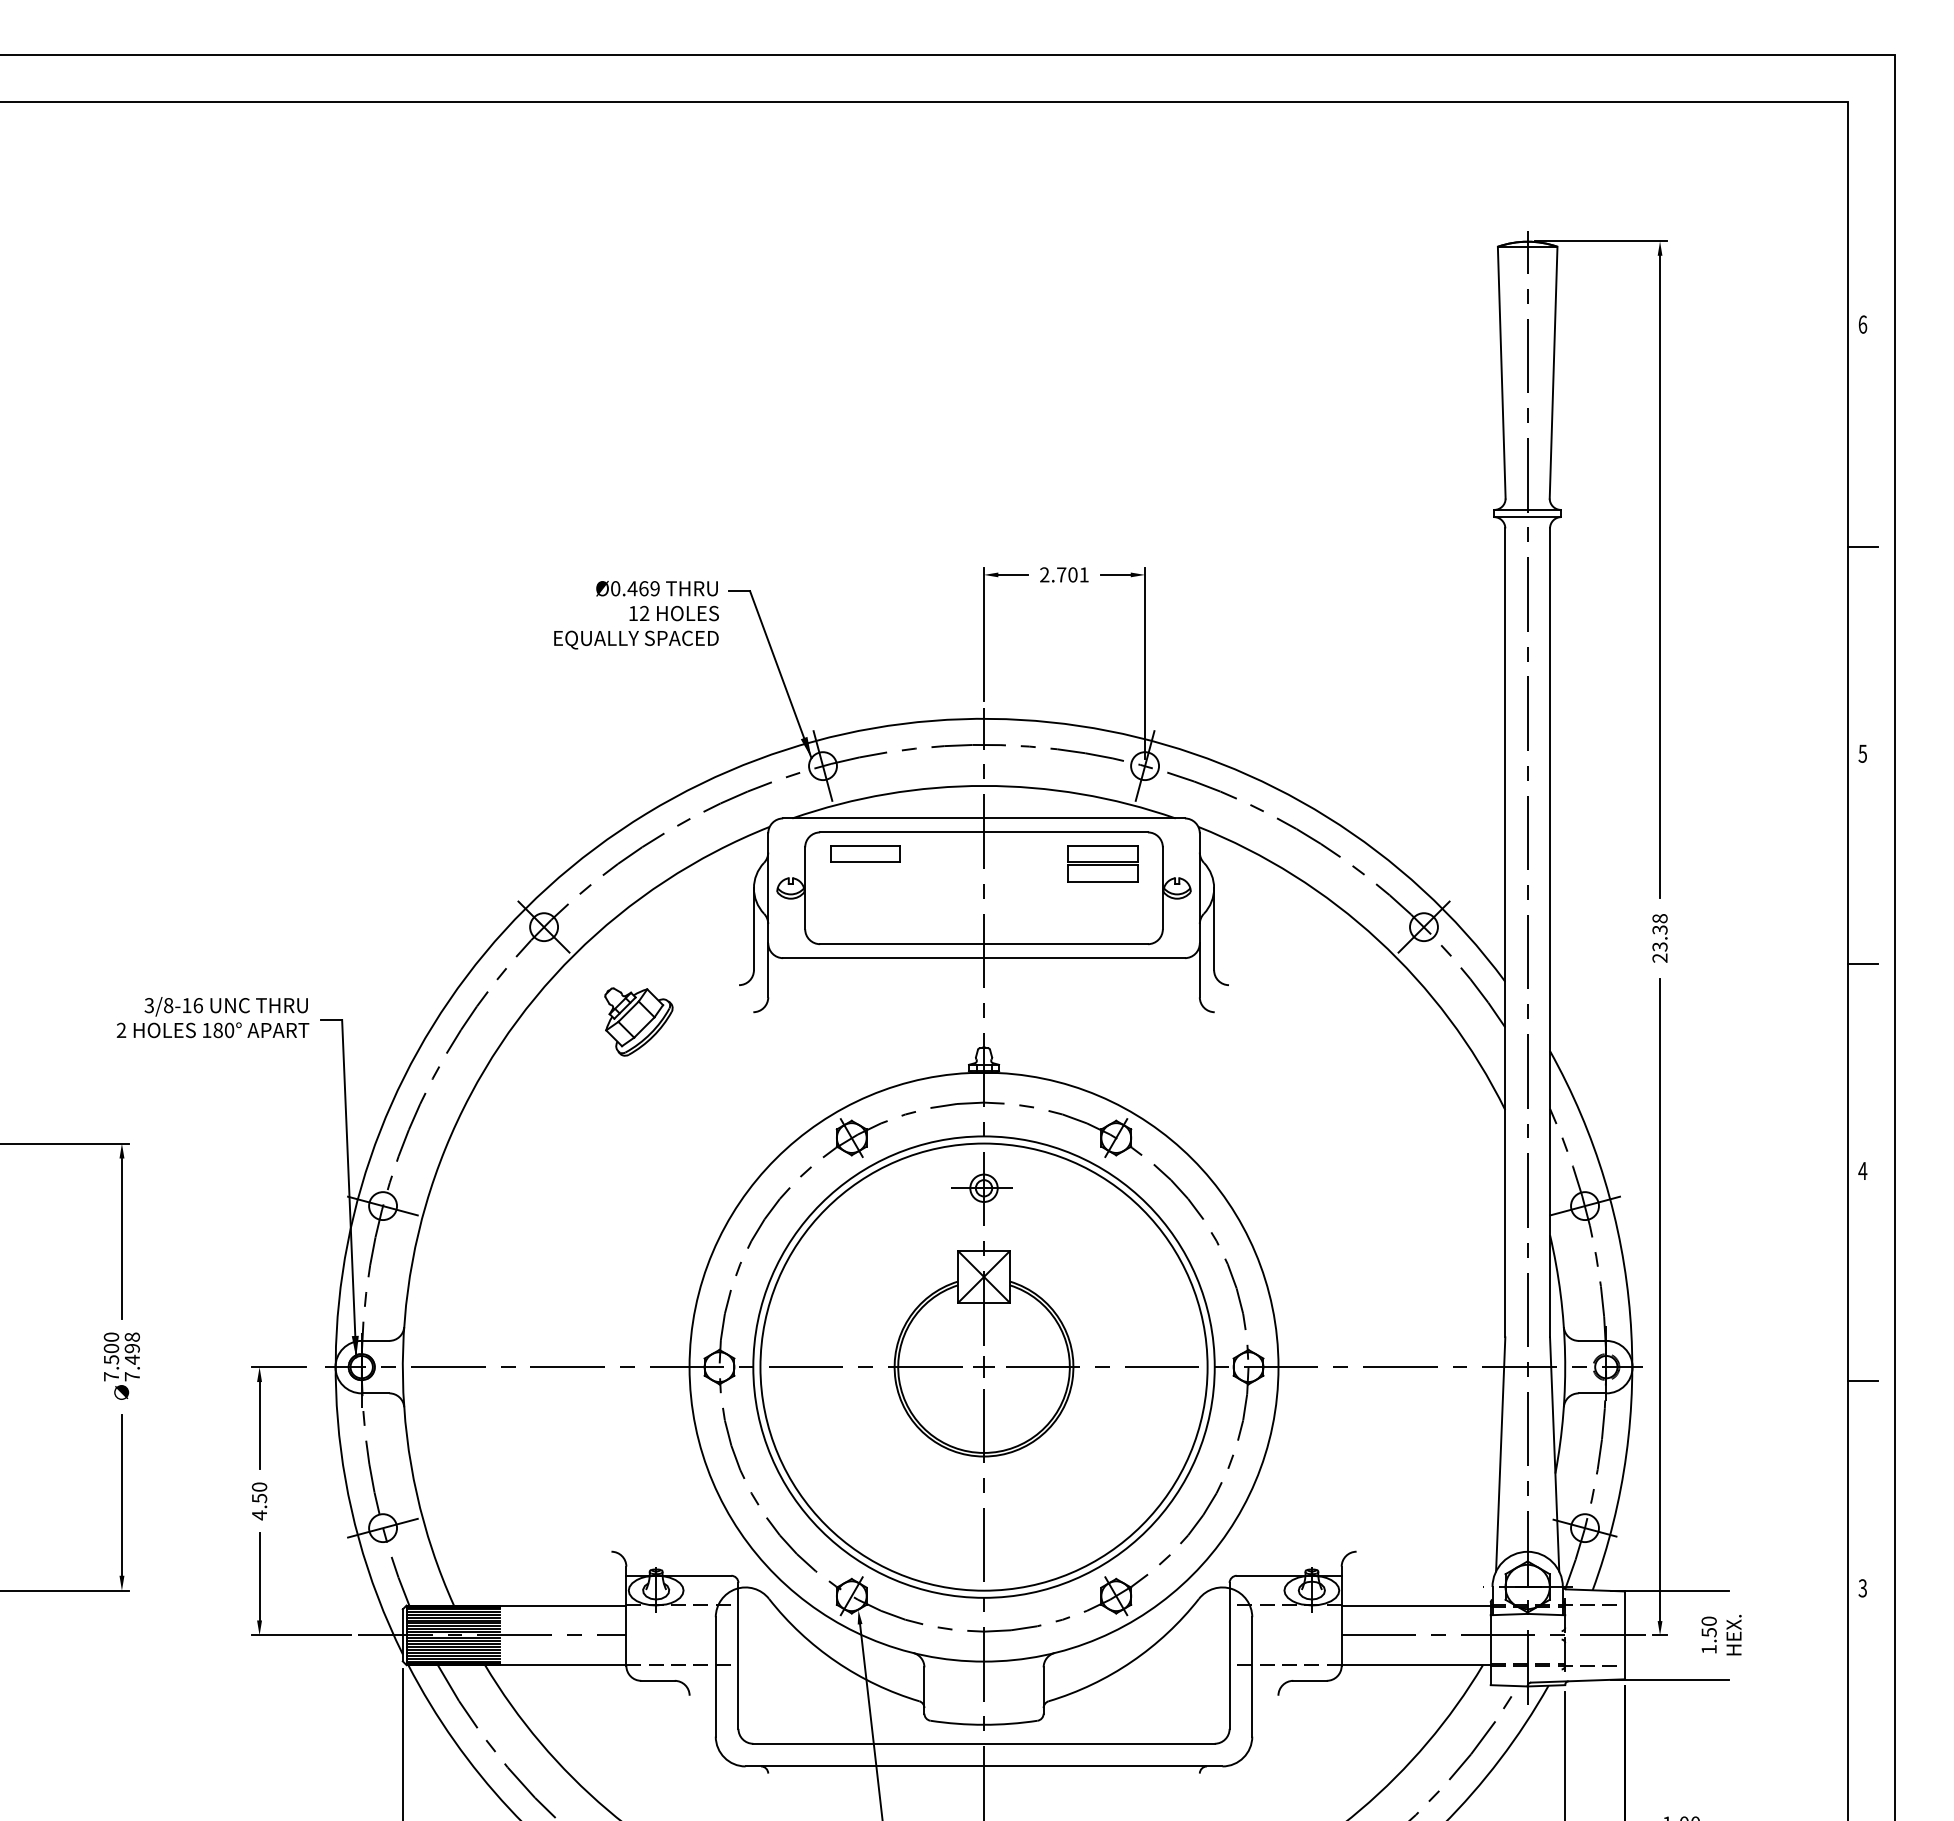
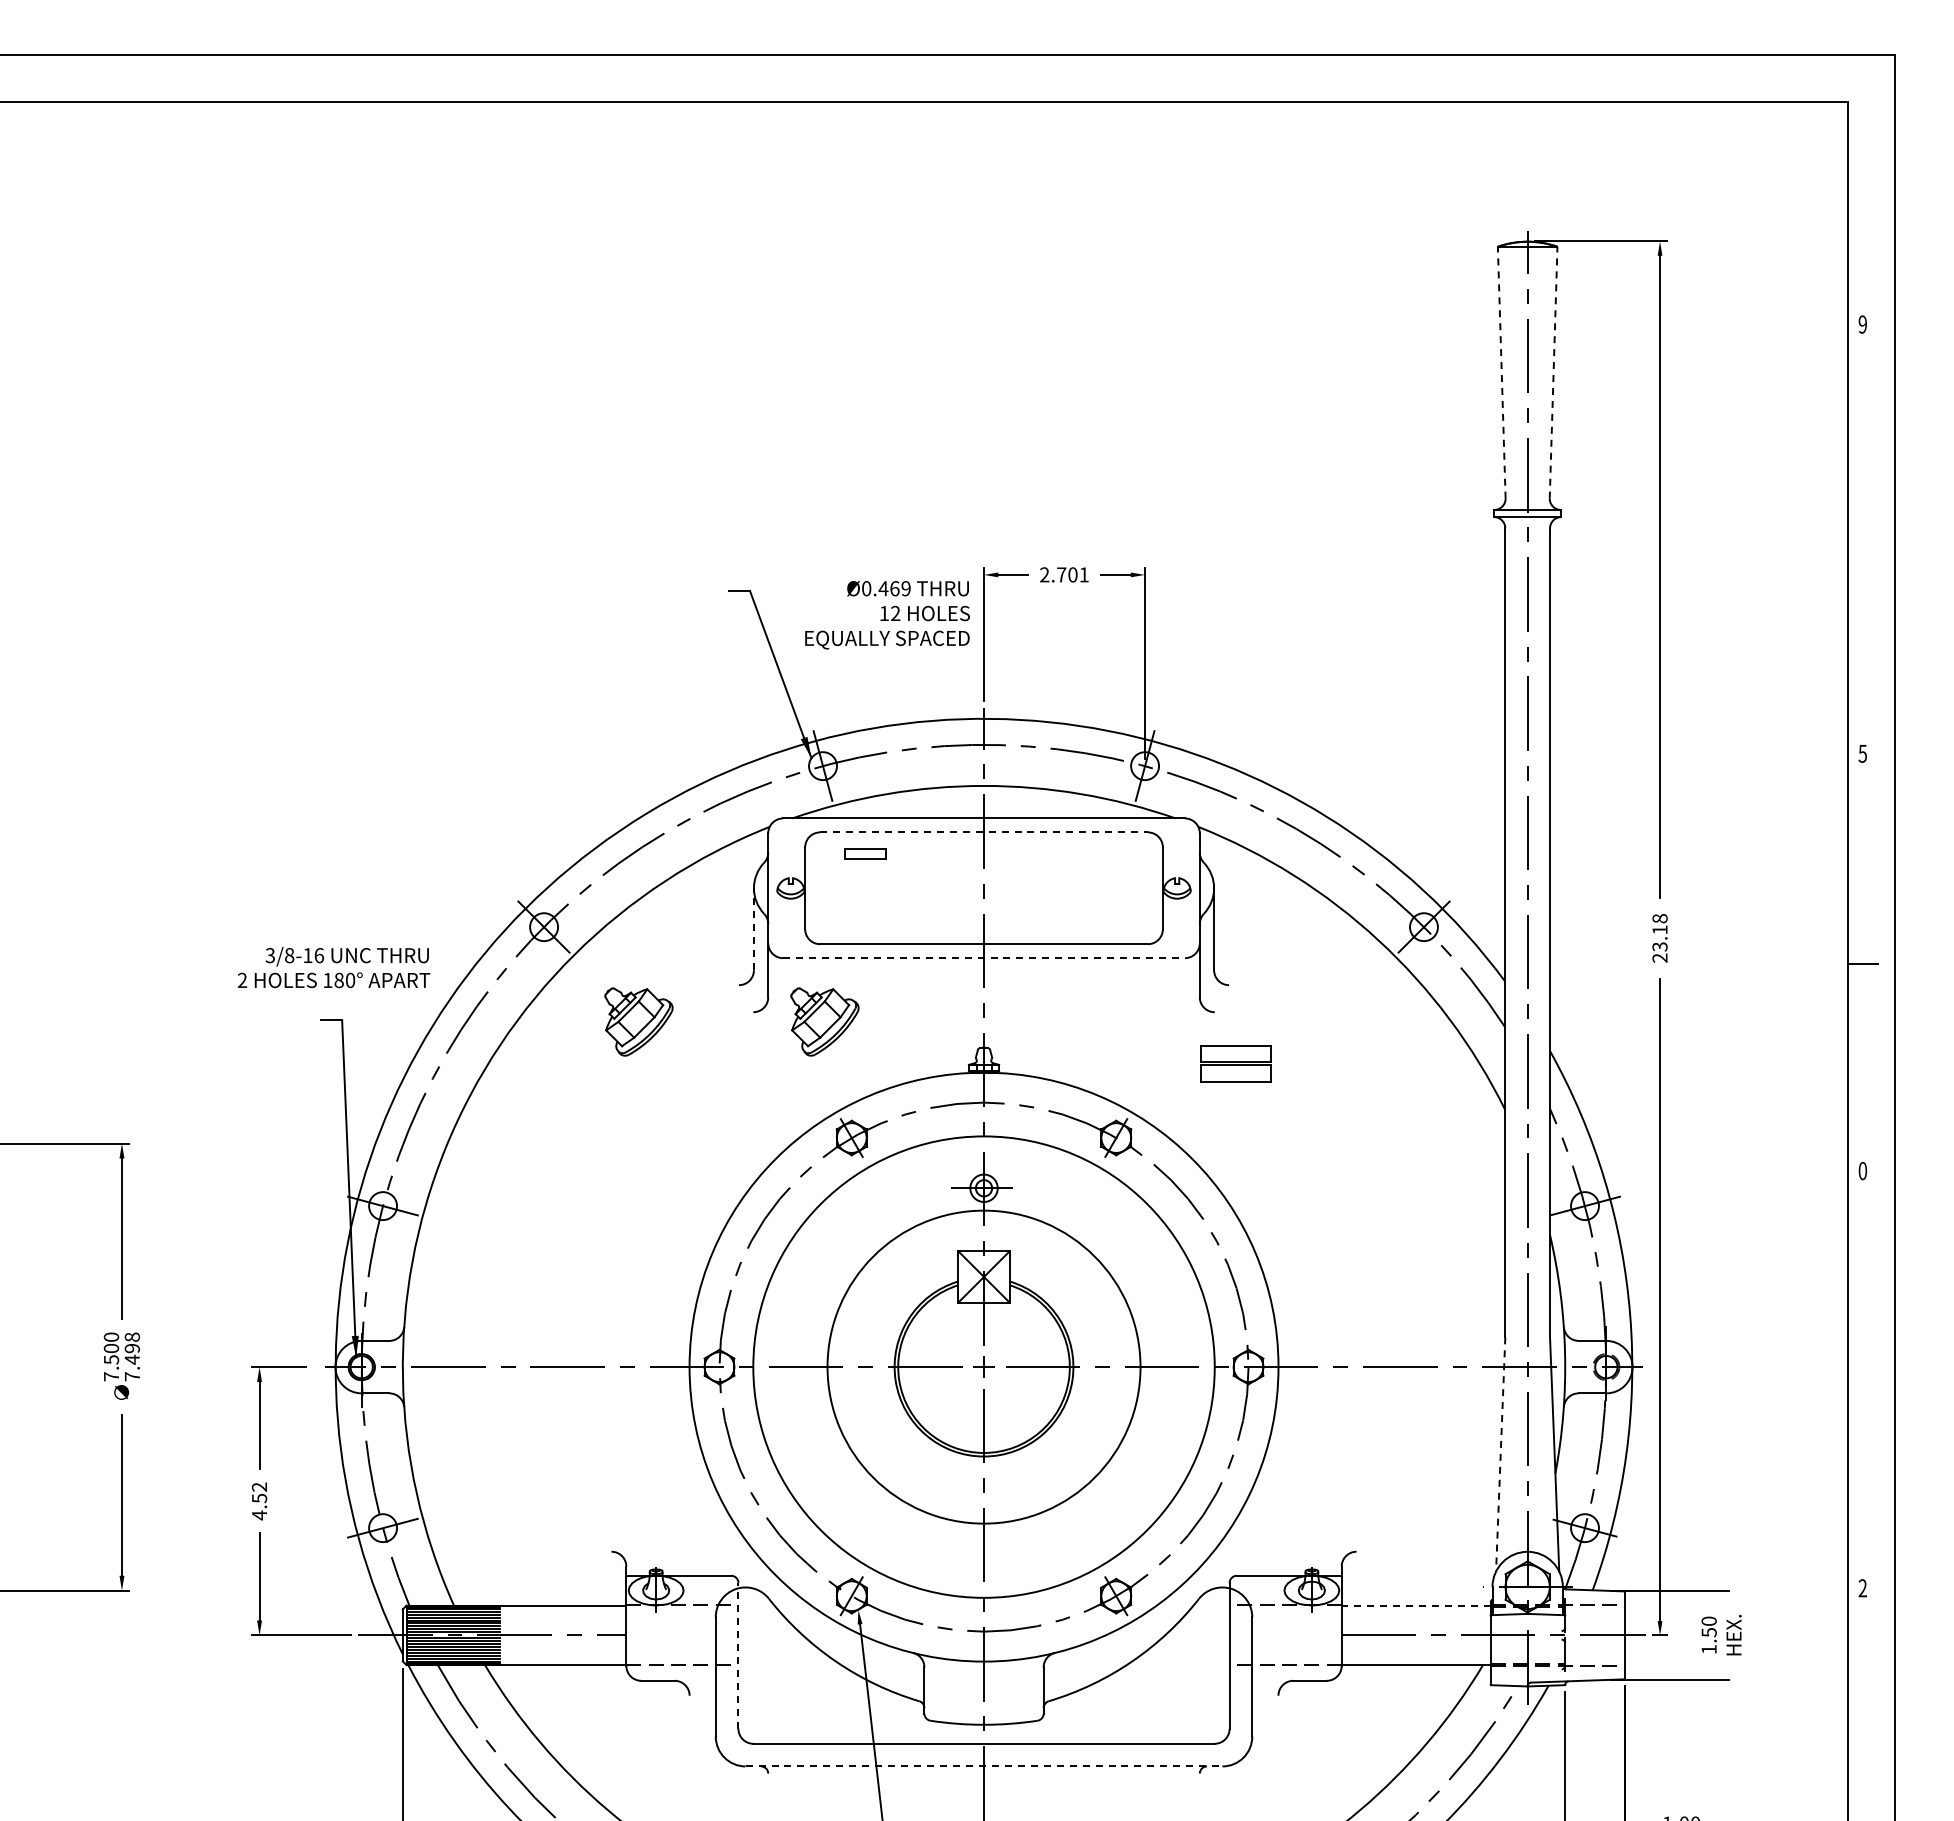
text: 6 -> 9 (1862, 324)
line: solid -> dashed (1501, 372)
line: solid -> dashed (1553, 372)
line: present -> none (1862, 546)
text position: (636, 615) -> (887, 615) (887, 615)
line: solid -> dashed (984, 832)
part size: 71x18 px -> 43x12 px (865, 853)
part position: (1102, 863) -> (1235, 1063) (1235, 1063)
line: solid -> dashed (753, 929)
text: 23.38 -> 23.18 (1659, 929)
line: solid -> dashed (984, 958)
text position: (212, 1017) -> (333, 967) (333, 967)
part: none -> present (824, 1021)
text: 4 -> 0 (1862, 1170)
circle diameter: 447 px -> 313 px (983, 1366)
line: present -> none (1862, 1381)
line: solid -> dashed (1500, 1454)
text: 4.50 -> 4.52 (259, 1486)
text: 3 -> 2 (1862, 1588)
line: solid -> dashed (1416, 1605)
line: solid -> dashed (738, 1655)
line: solid -> dashed (984, 1766)
